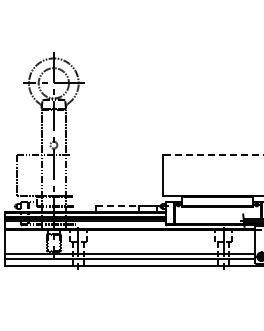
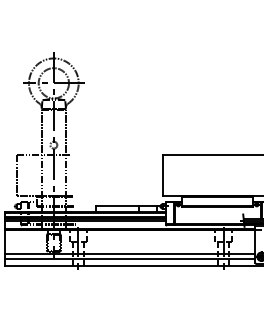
line: dashed -> solid (213, 154)
line: dashed -> solid (118, 205)
